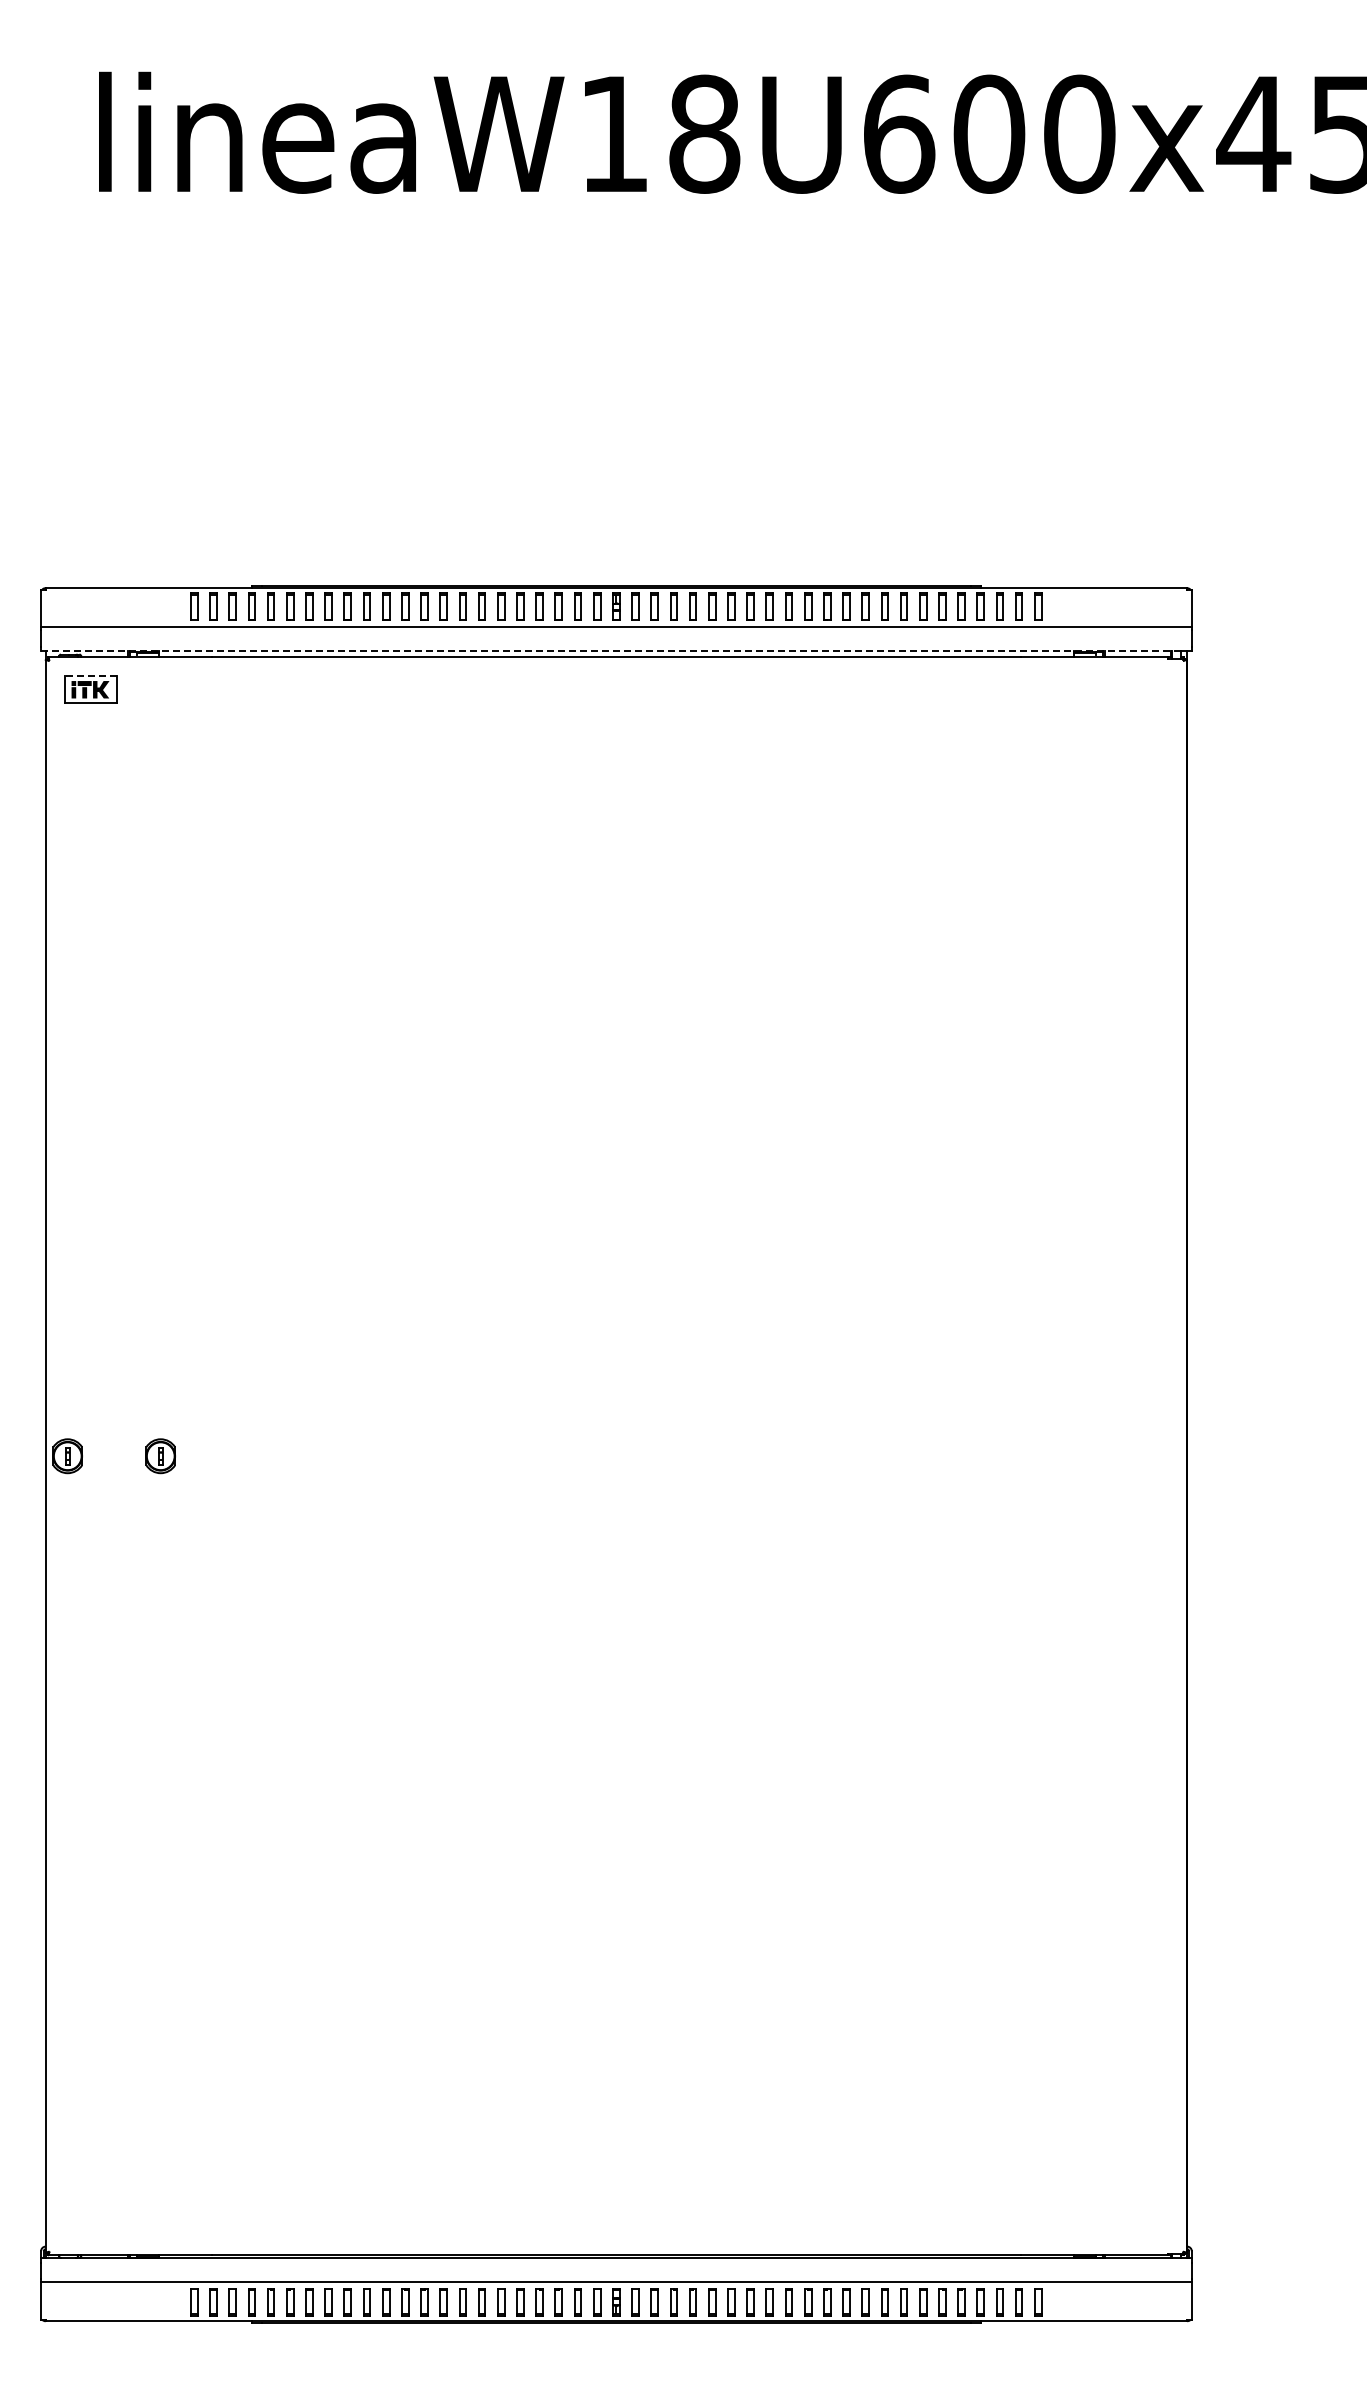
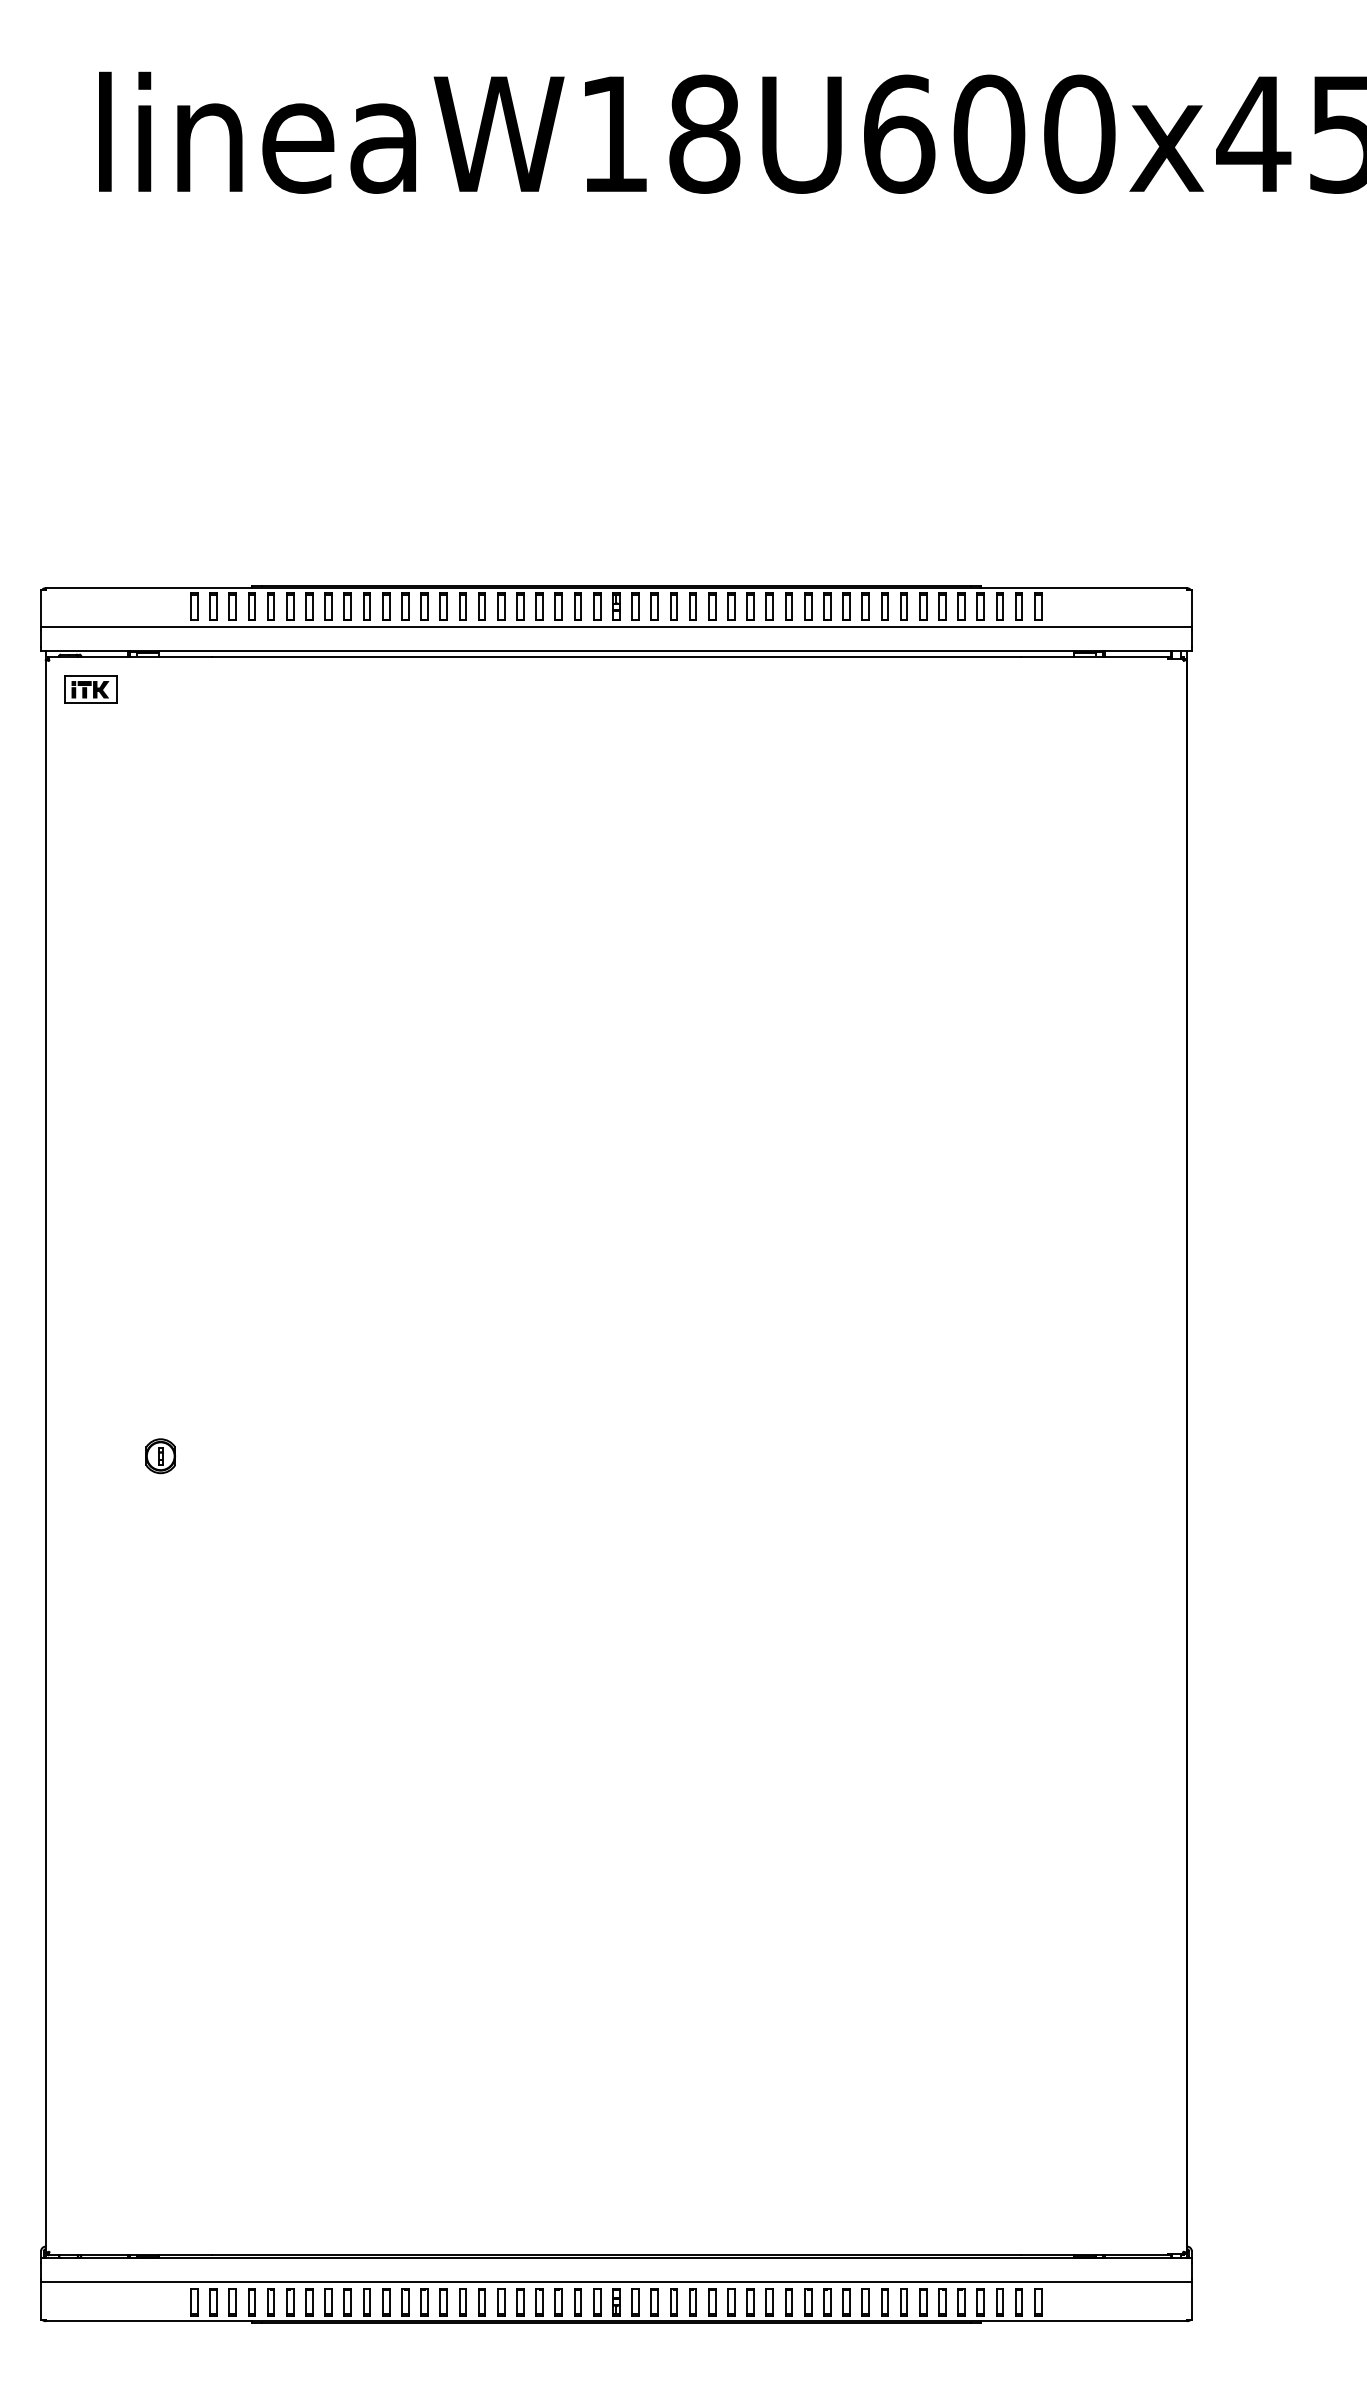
line: dashed -> solid (610, 651)
line: dashed -> solid (90, 676)
part: present -> none (67, 1456)
